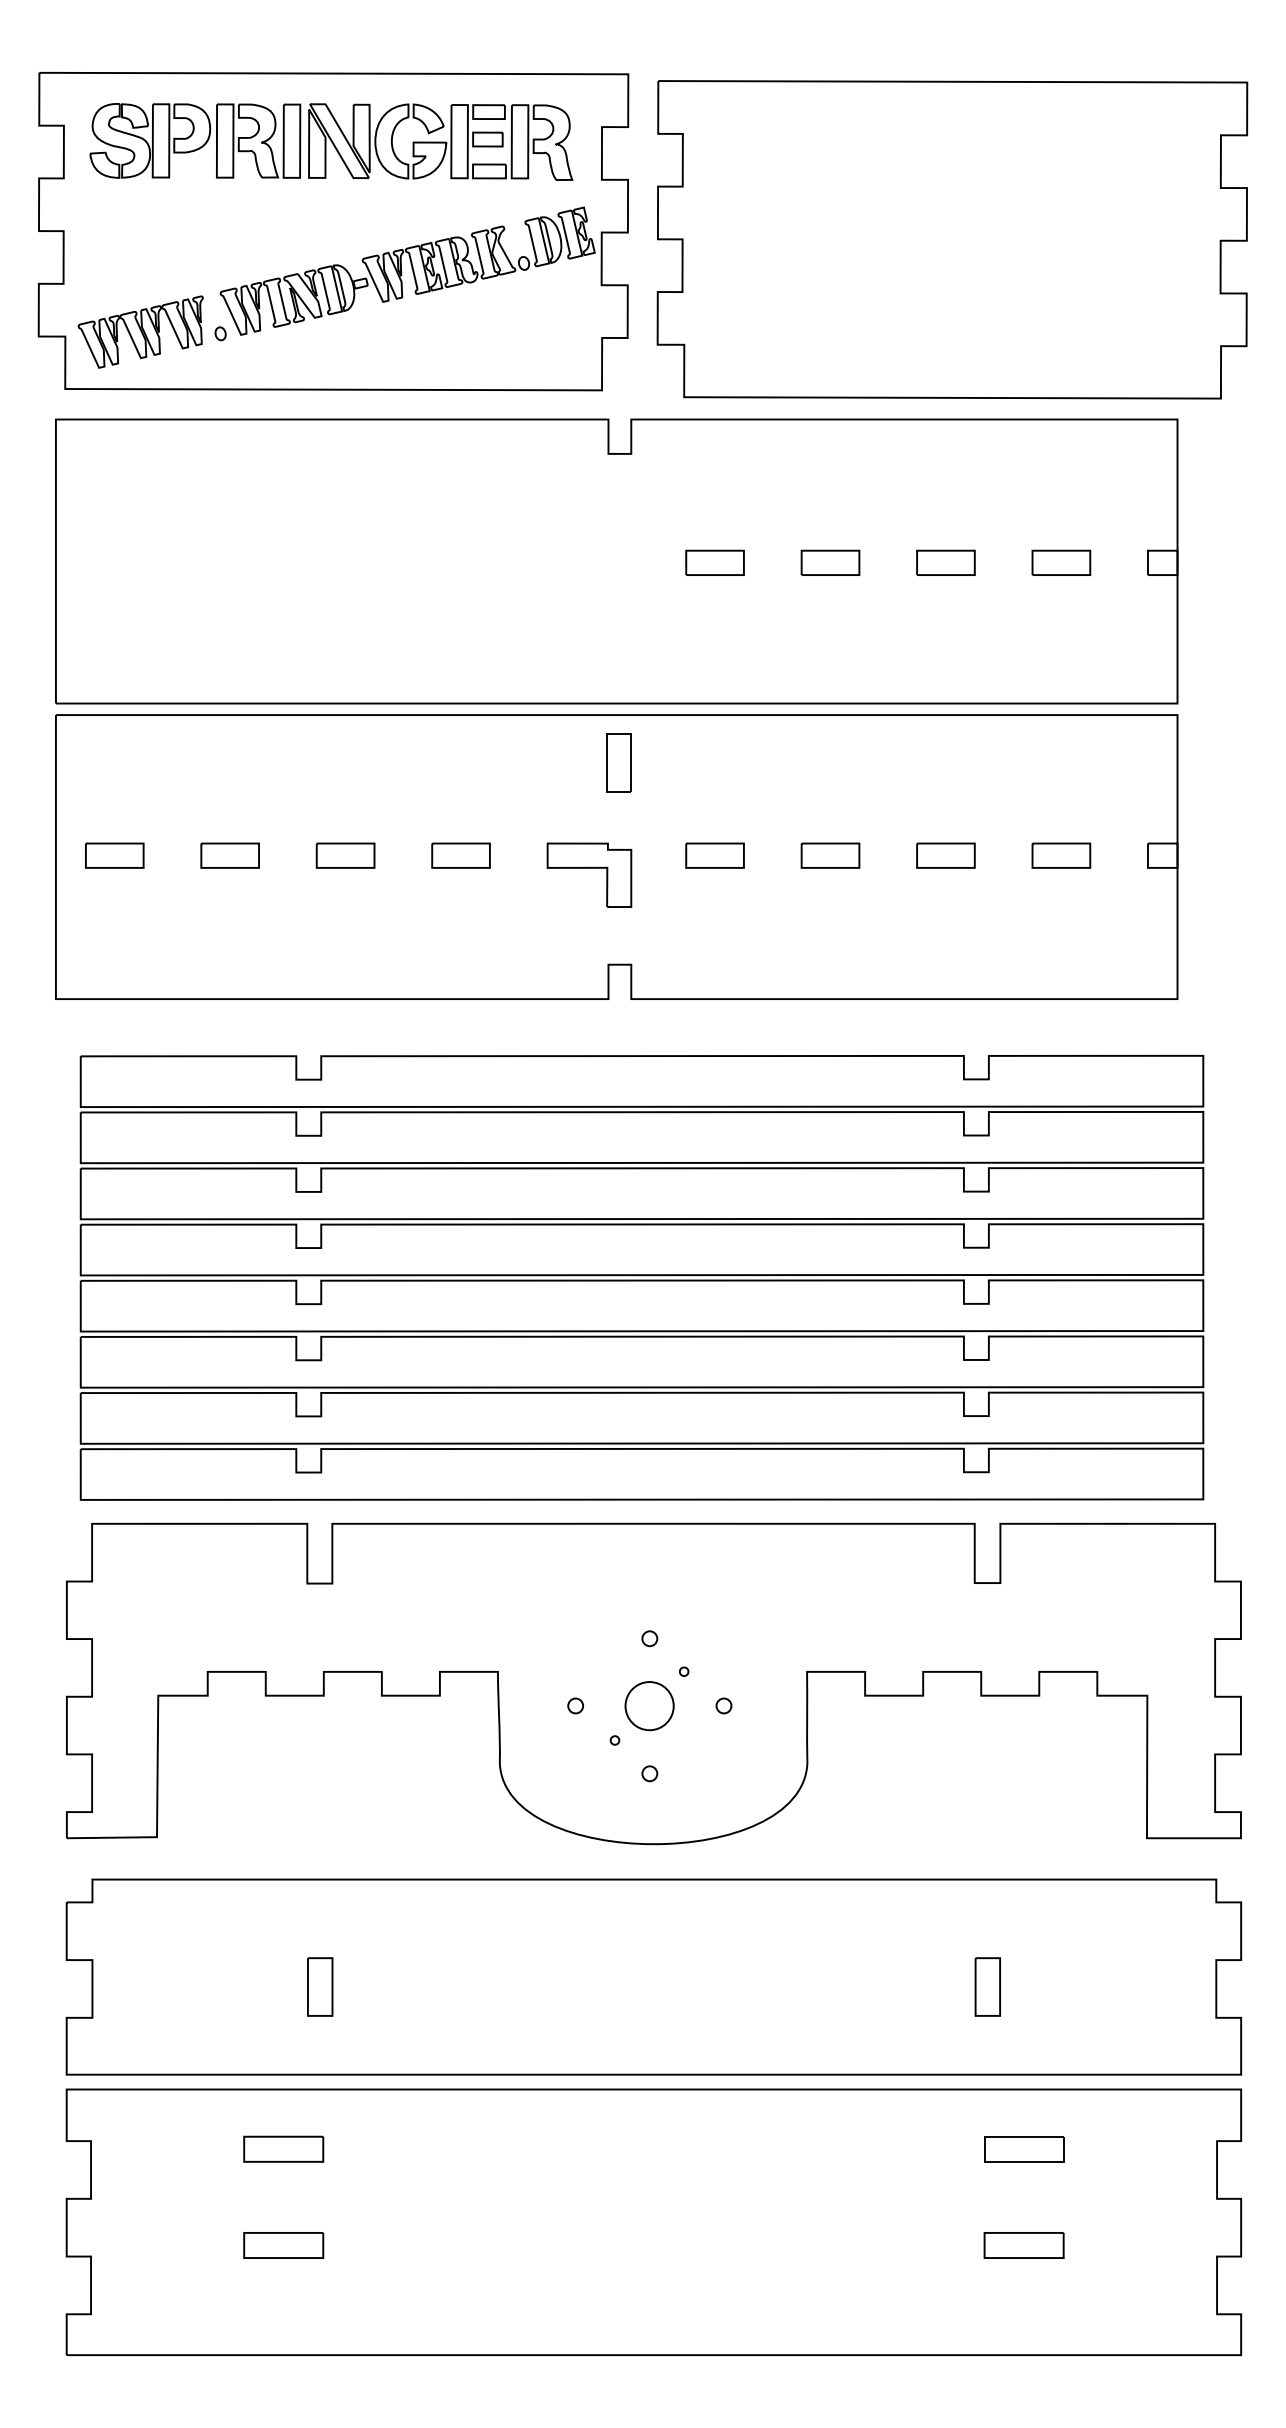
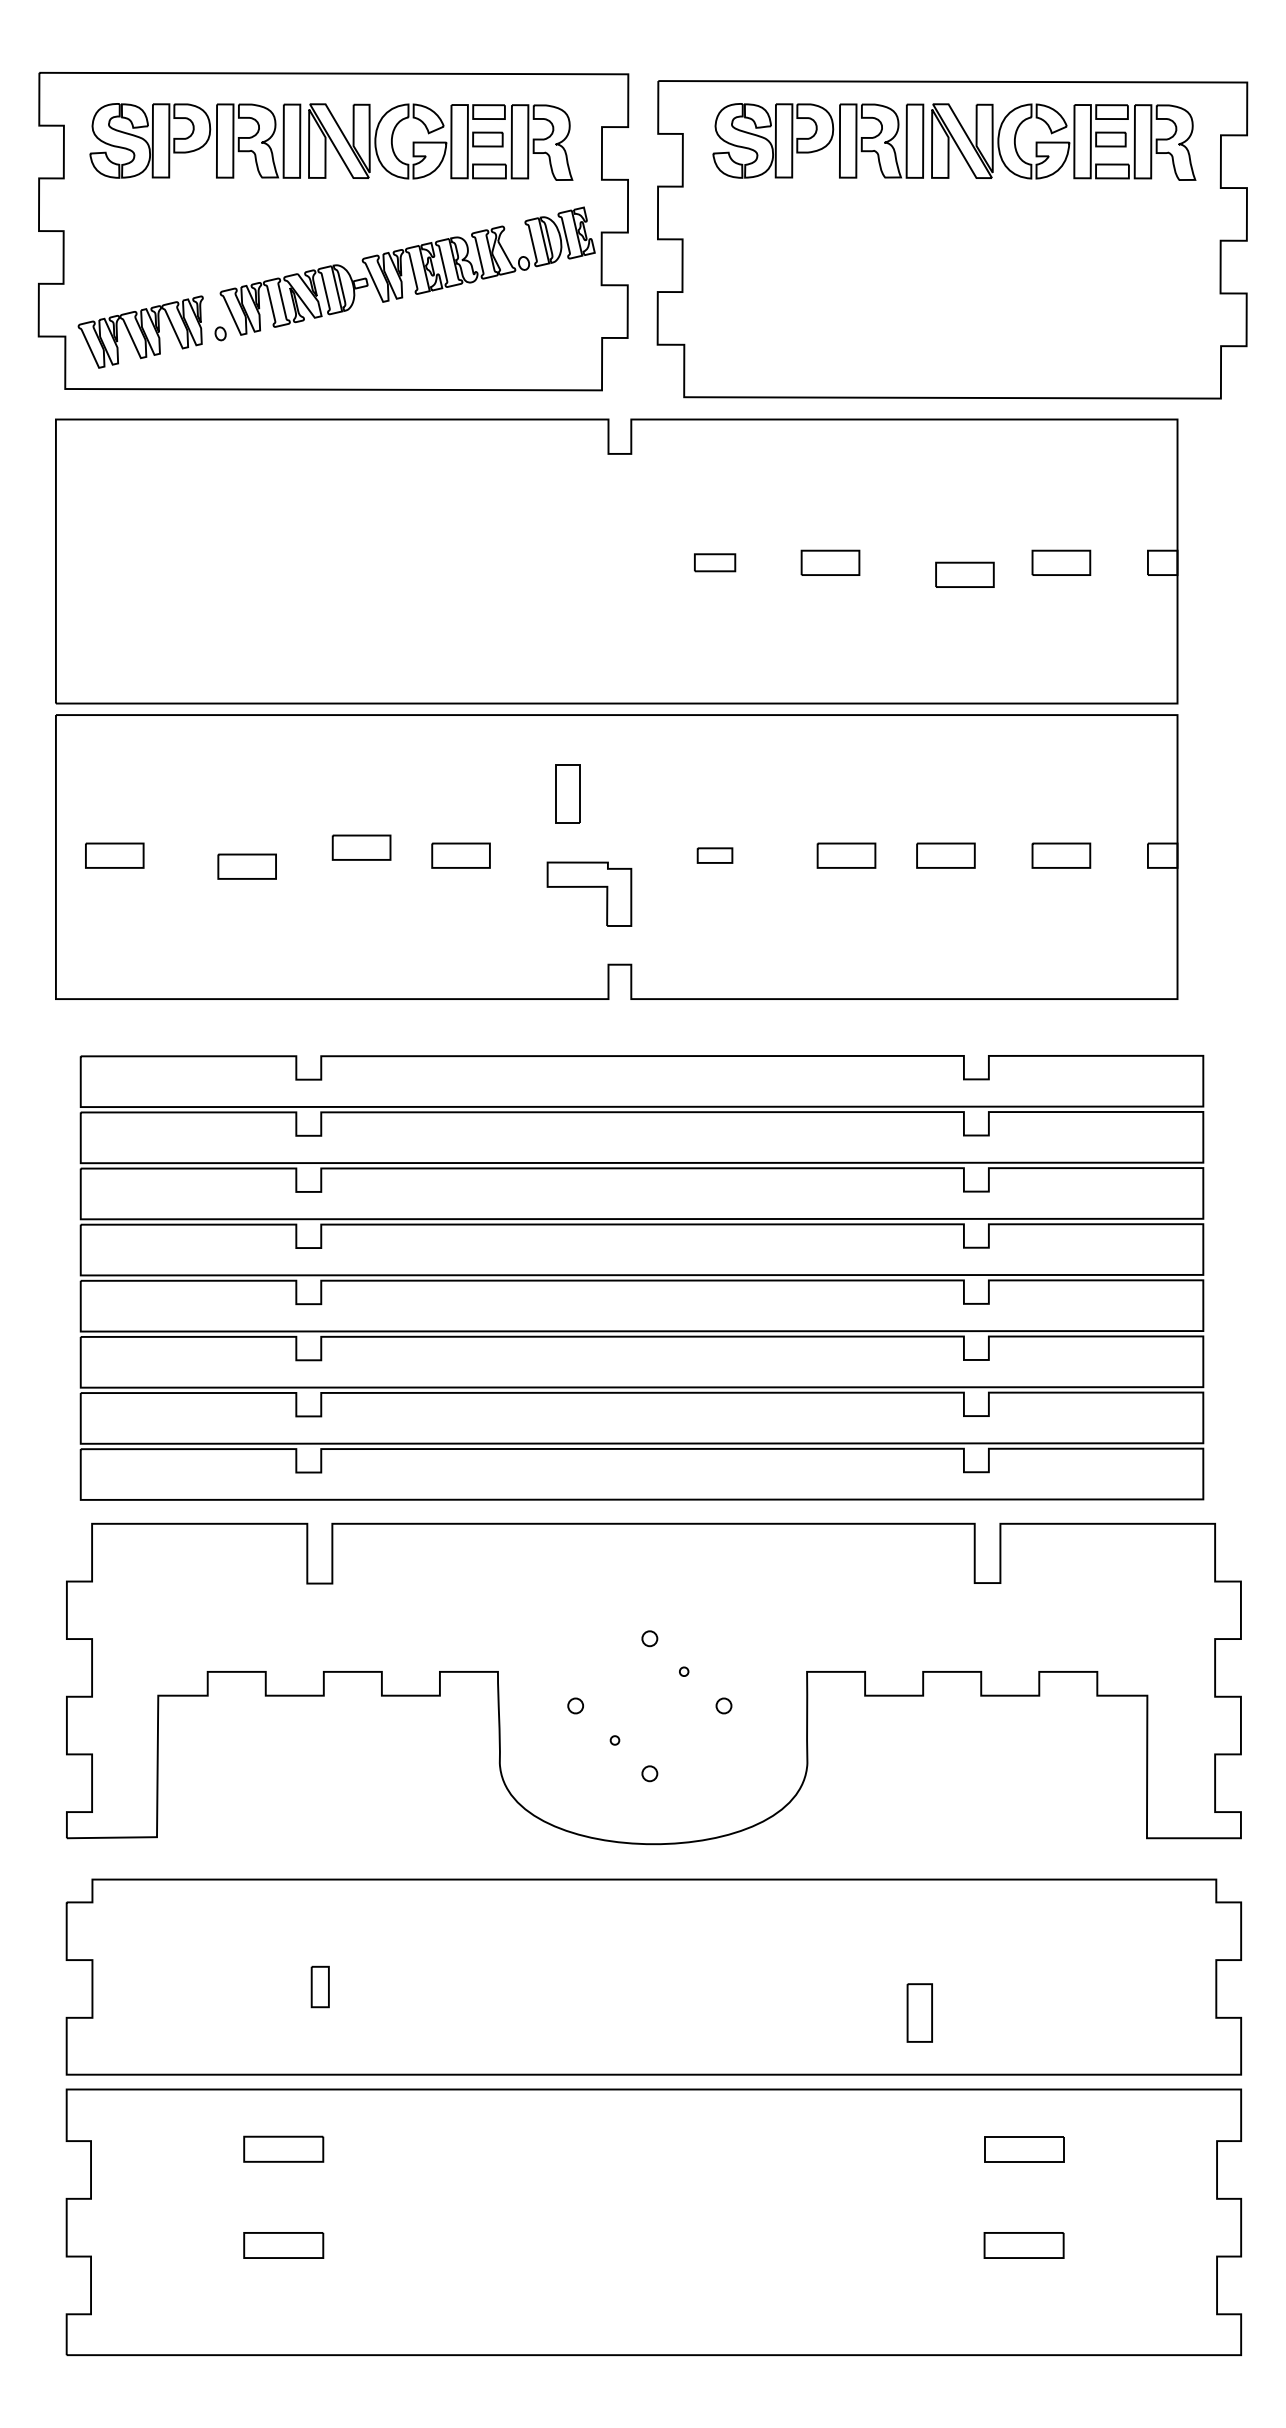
part: none -> present (954, 141)
part size: 60x27 px -> 43x20 px (715, 562)
part position: (945, 562) -> (964, 574) (964, 574)
part position: (618, 762) -> (567, 793) (567, 793)
part position: (229, 855) -> (246, 866) (246, 866)
part position: (345, 855) -> (361, 847) (361, 847)
part size: 60x27 px -> 38x17 px (714, 855)
part position: (830, 855) -> (846, 855) (846, 855)
part position: (589, 874) -> (589, 893) (589, 893)
part: present -> none (649, 1706)
part size: 27x60 px -> 20x44 px (319, 1986)
part position: (987, 1986) -> (919, 2012) (919, 2012)
